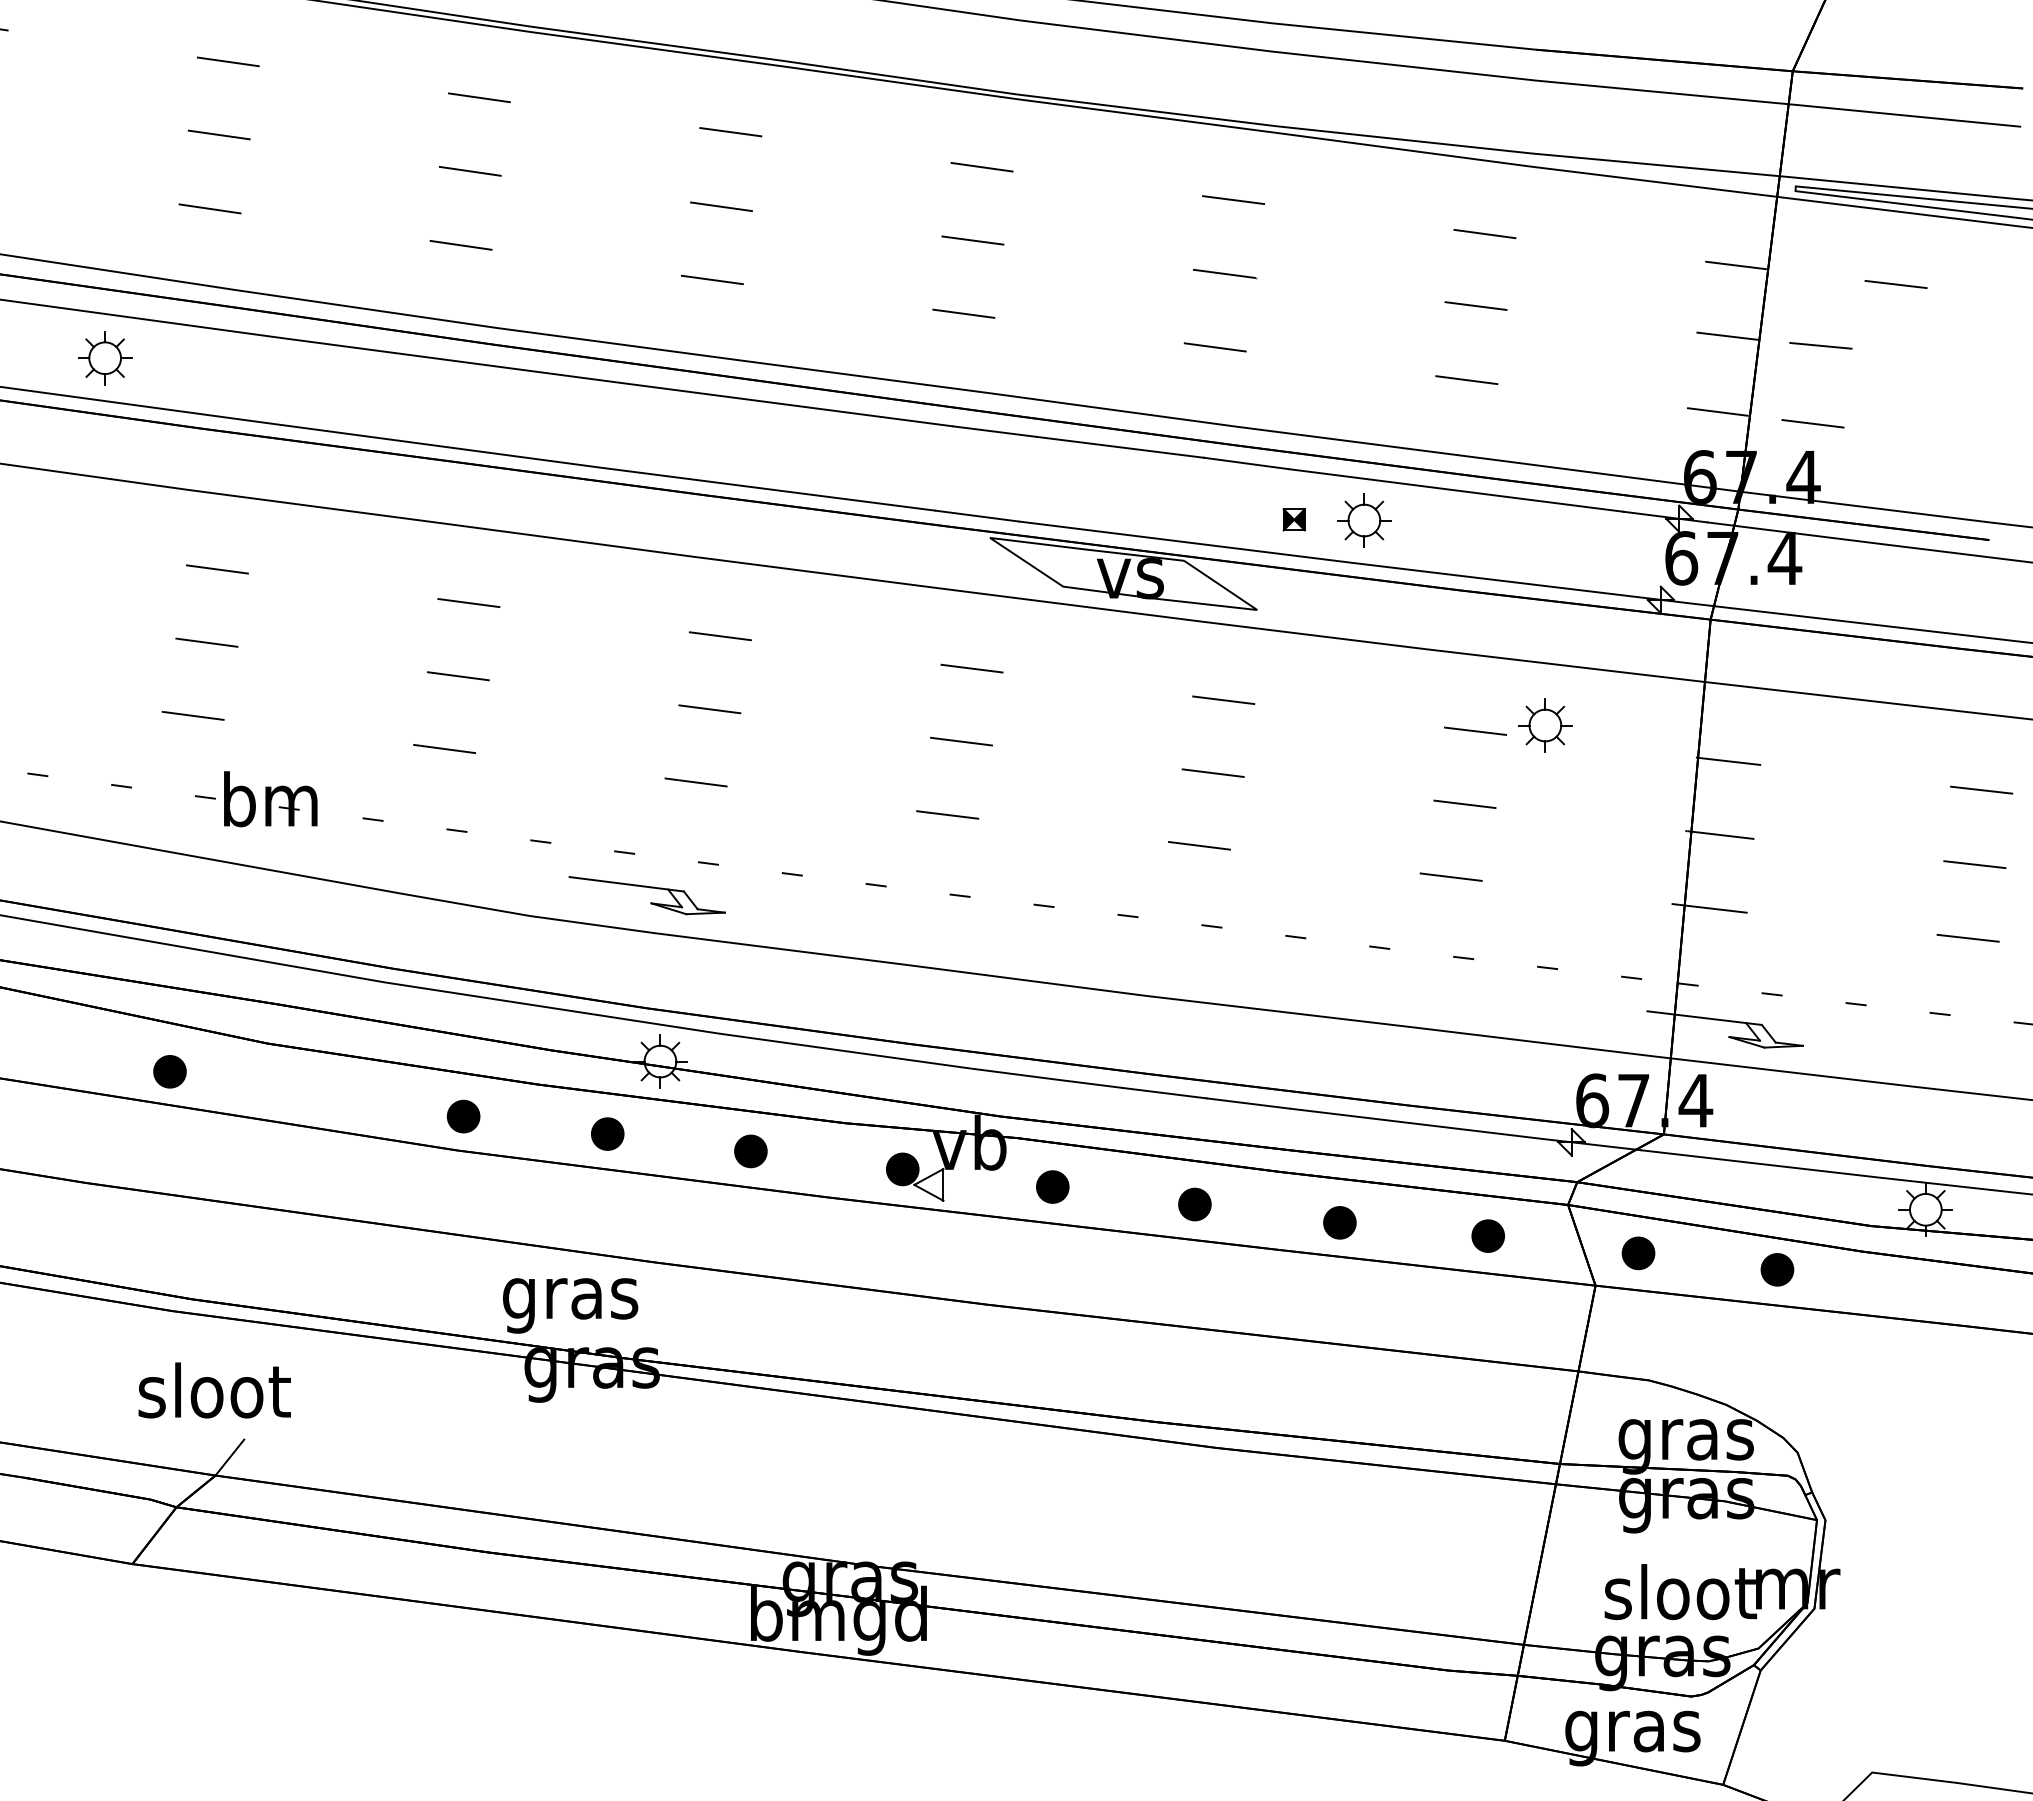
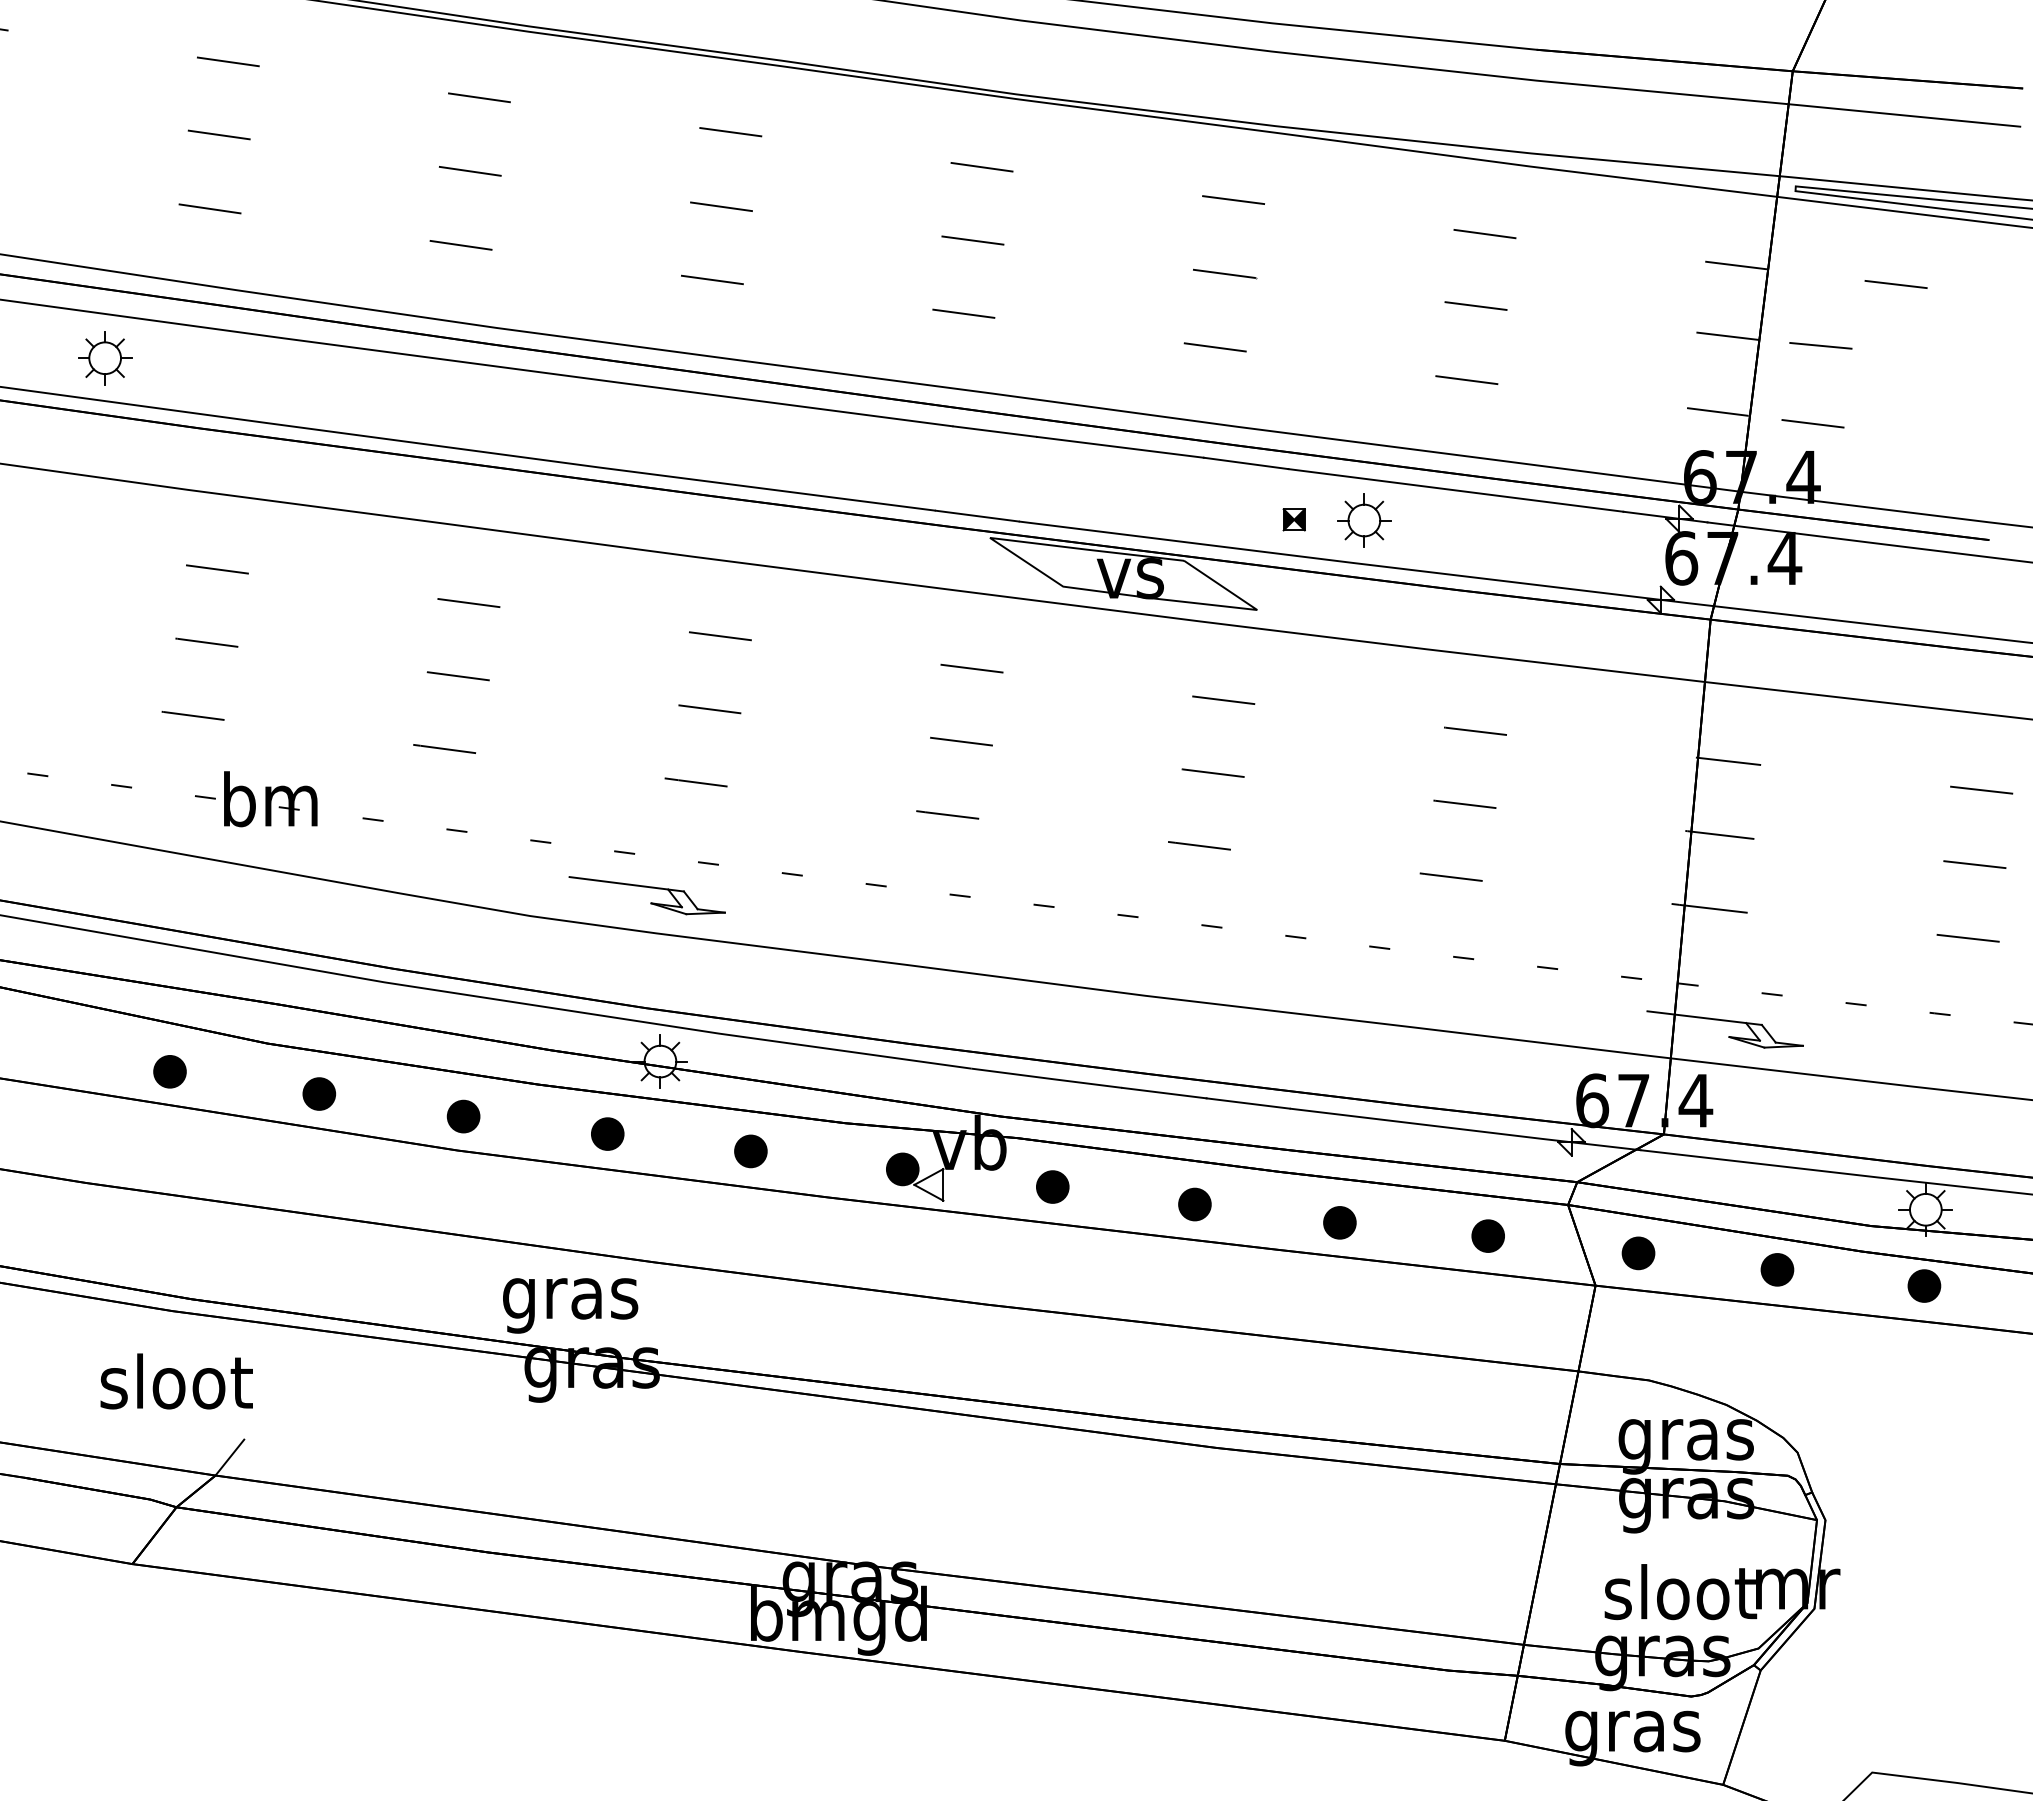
part: present -> none (1545, 725)
part: none -> present (319, 1093)
part: none -> present (1924, 1285)
text position: (214, 1390) -> (176, 1381) (176, 1381)
